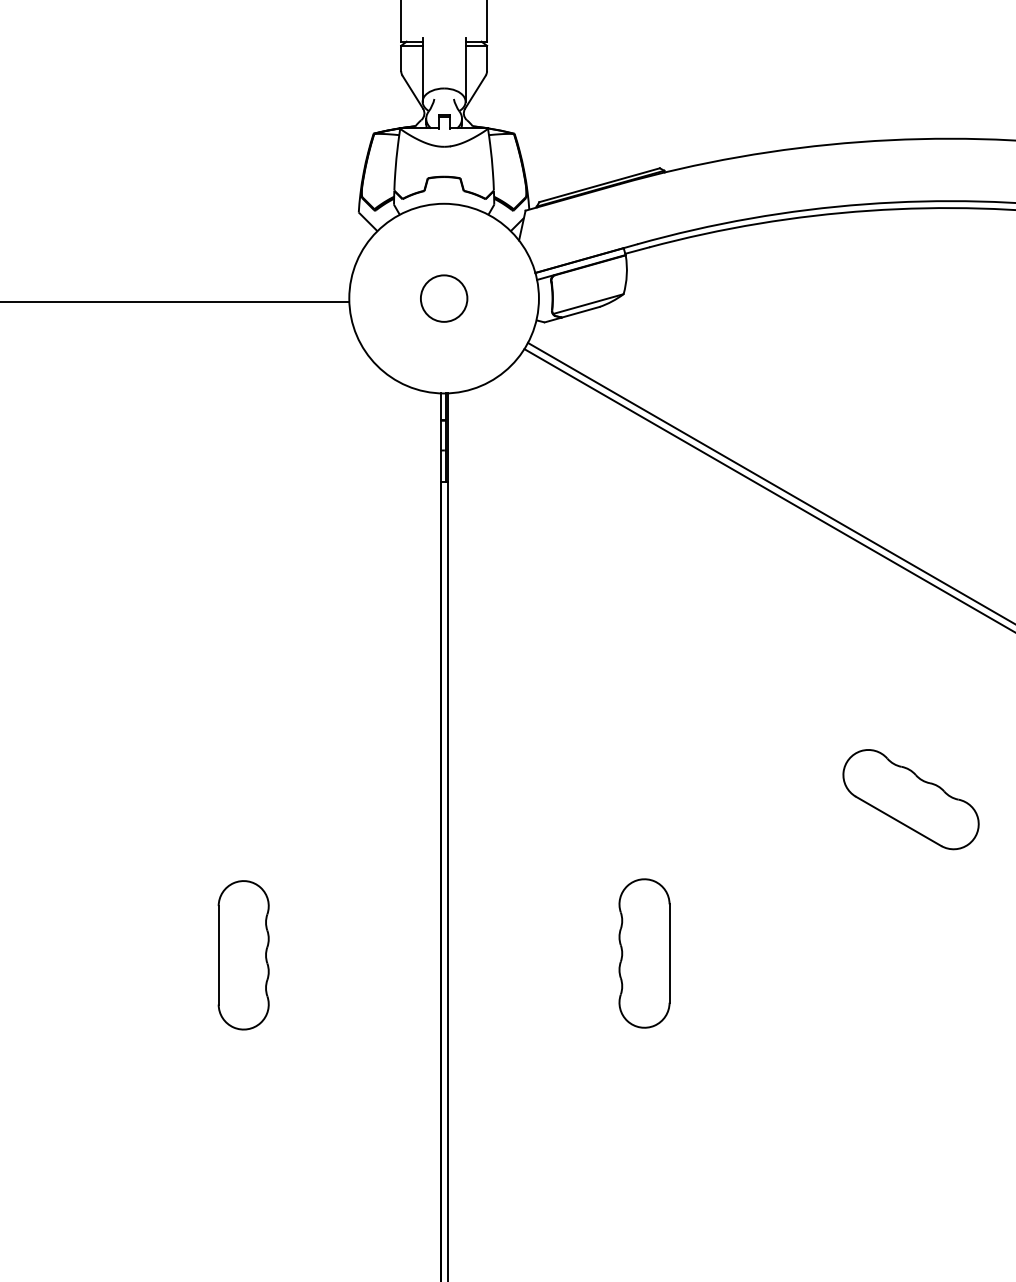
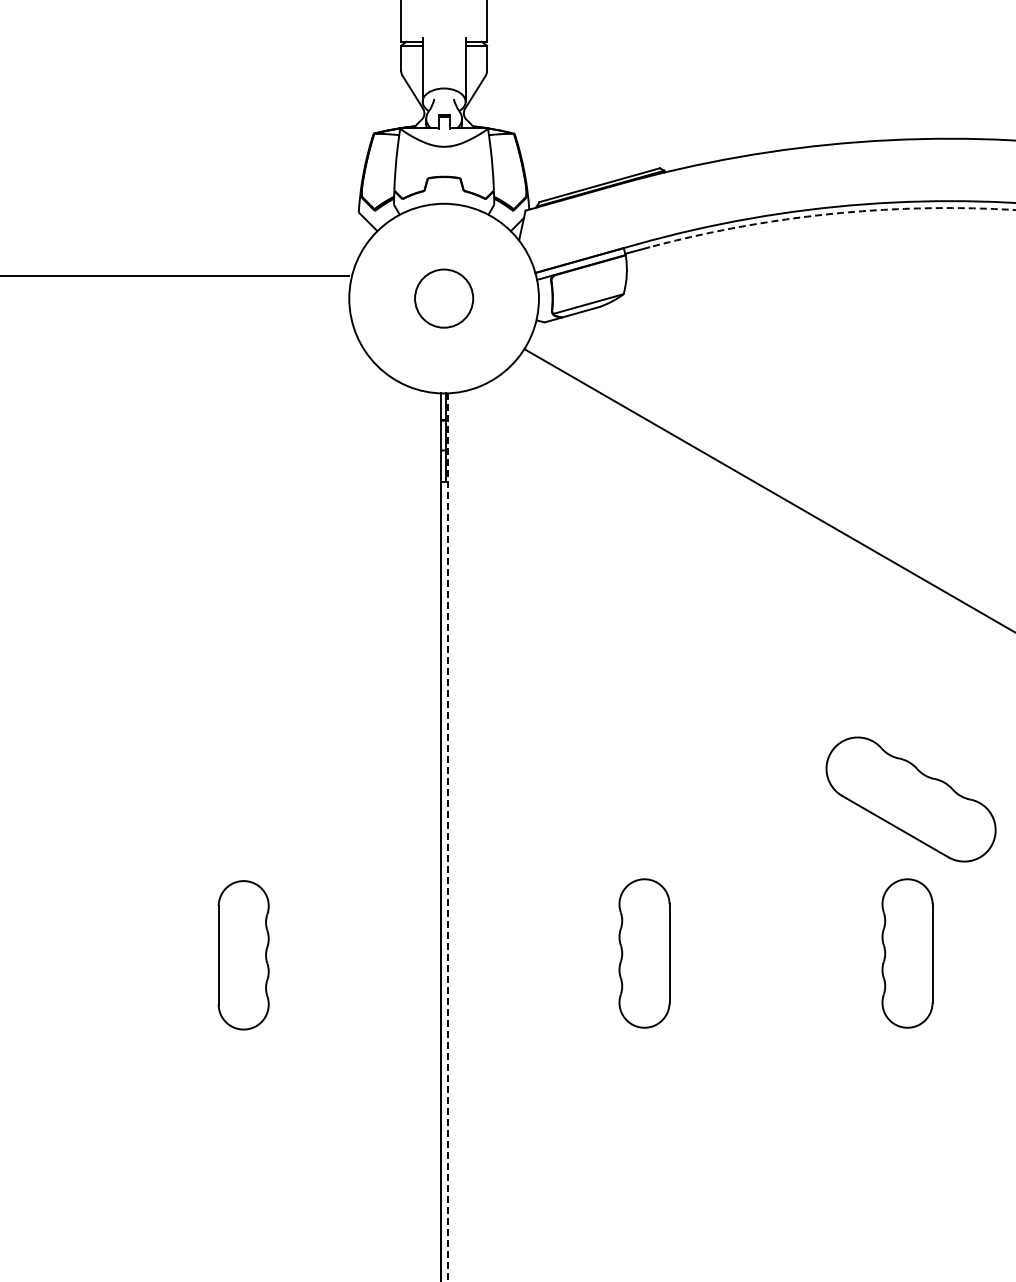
arc: solid -> dashed (829, 214)
circle diameter: 47 px -> 58 px (444, 298)
line position: (175, 302) -> (175, 276) (175, 276)
line: present -> none (770, 482)
part size: 138x102 px -> 172x127 px (910, 799)
line: solid -> dashed (447, 837)
part: none -> present (907, 953)
